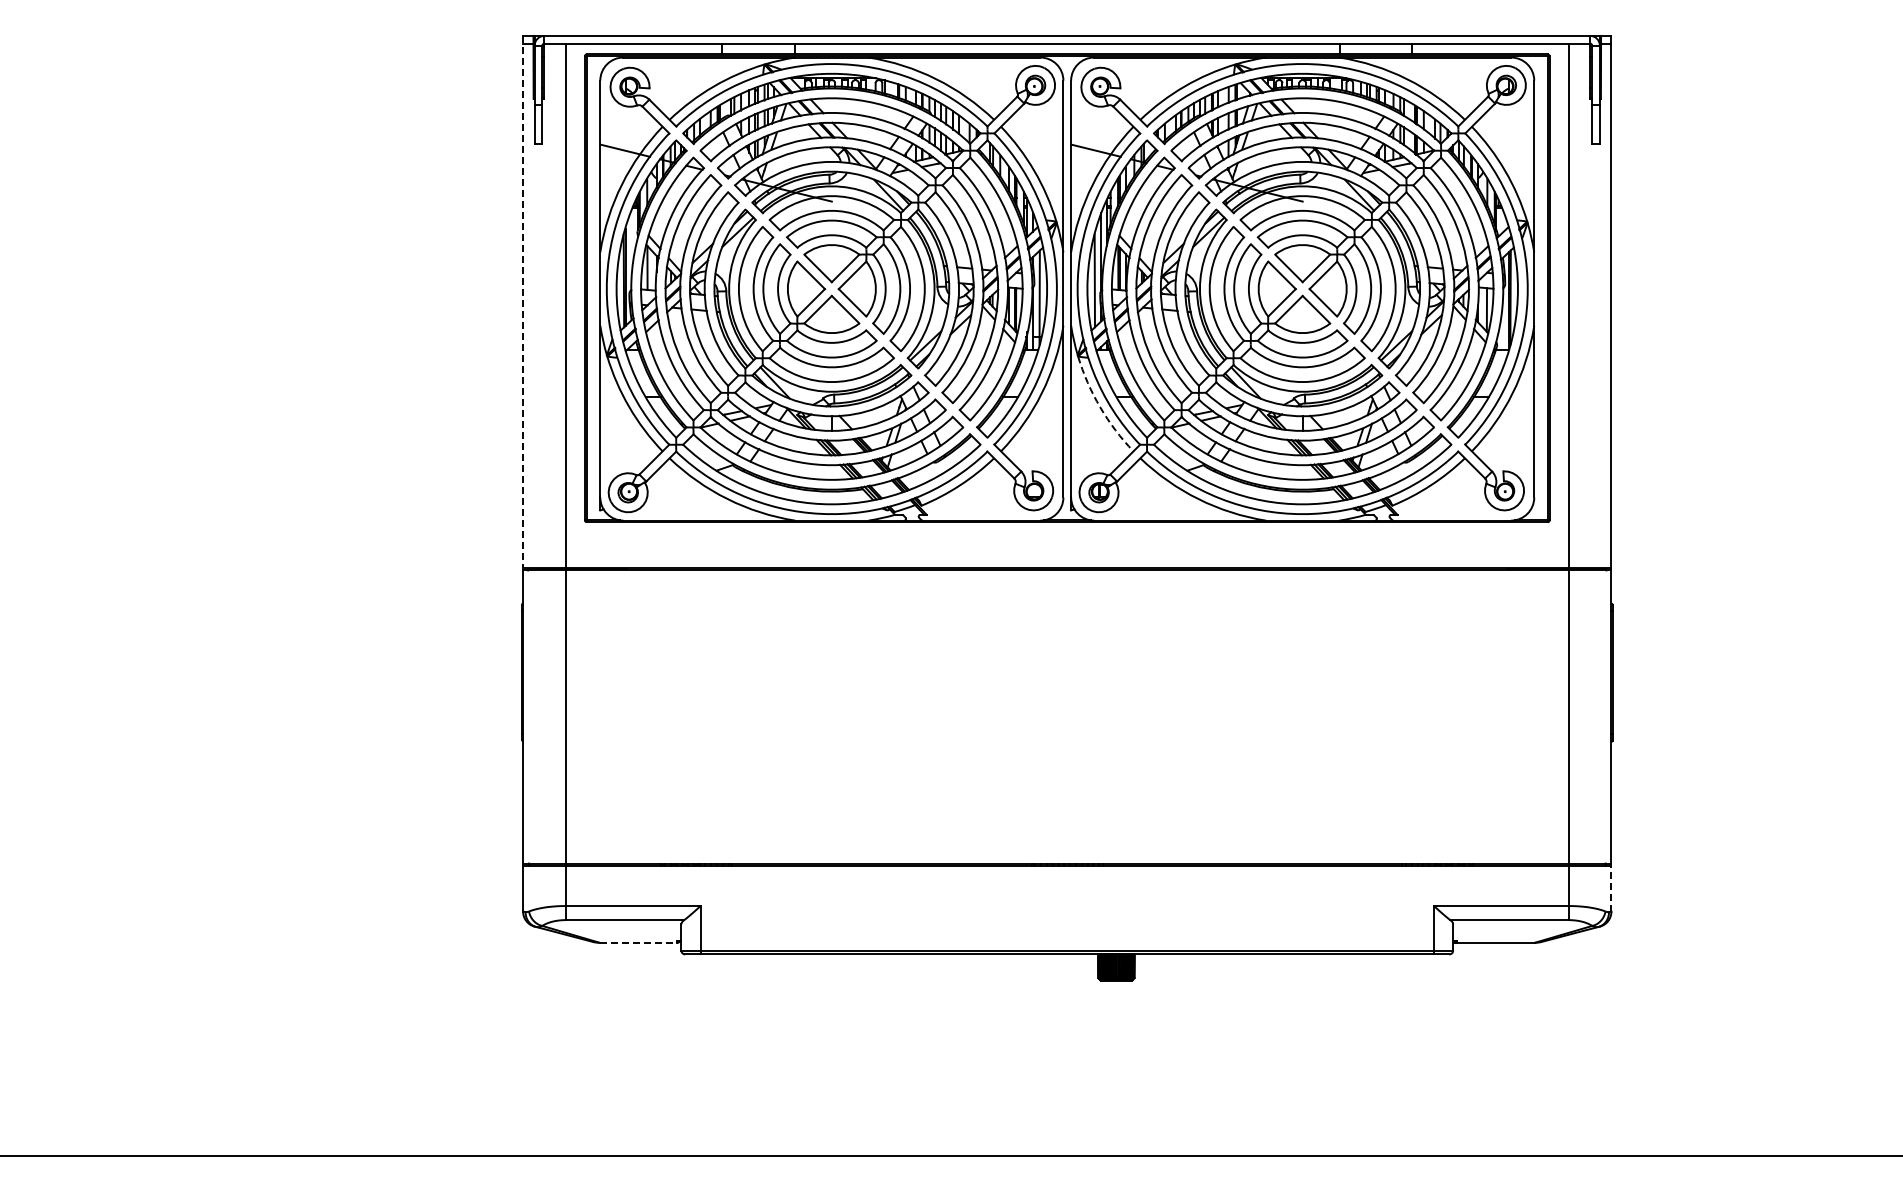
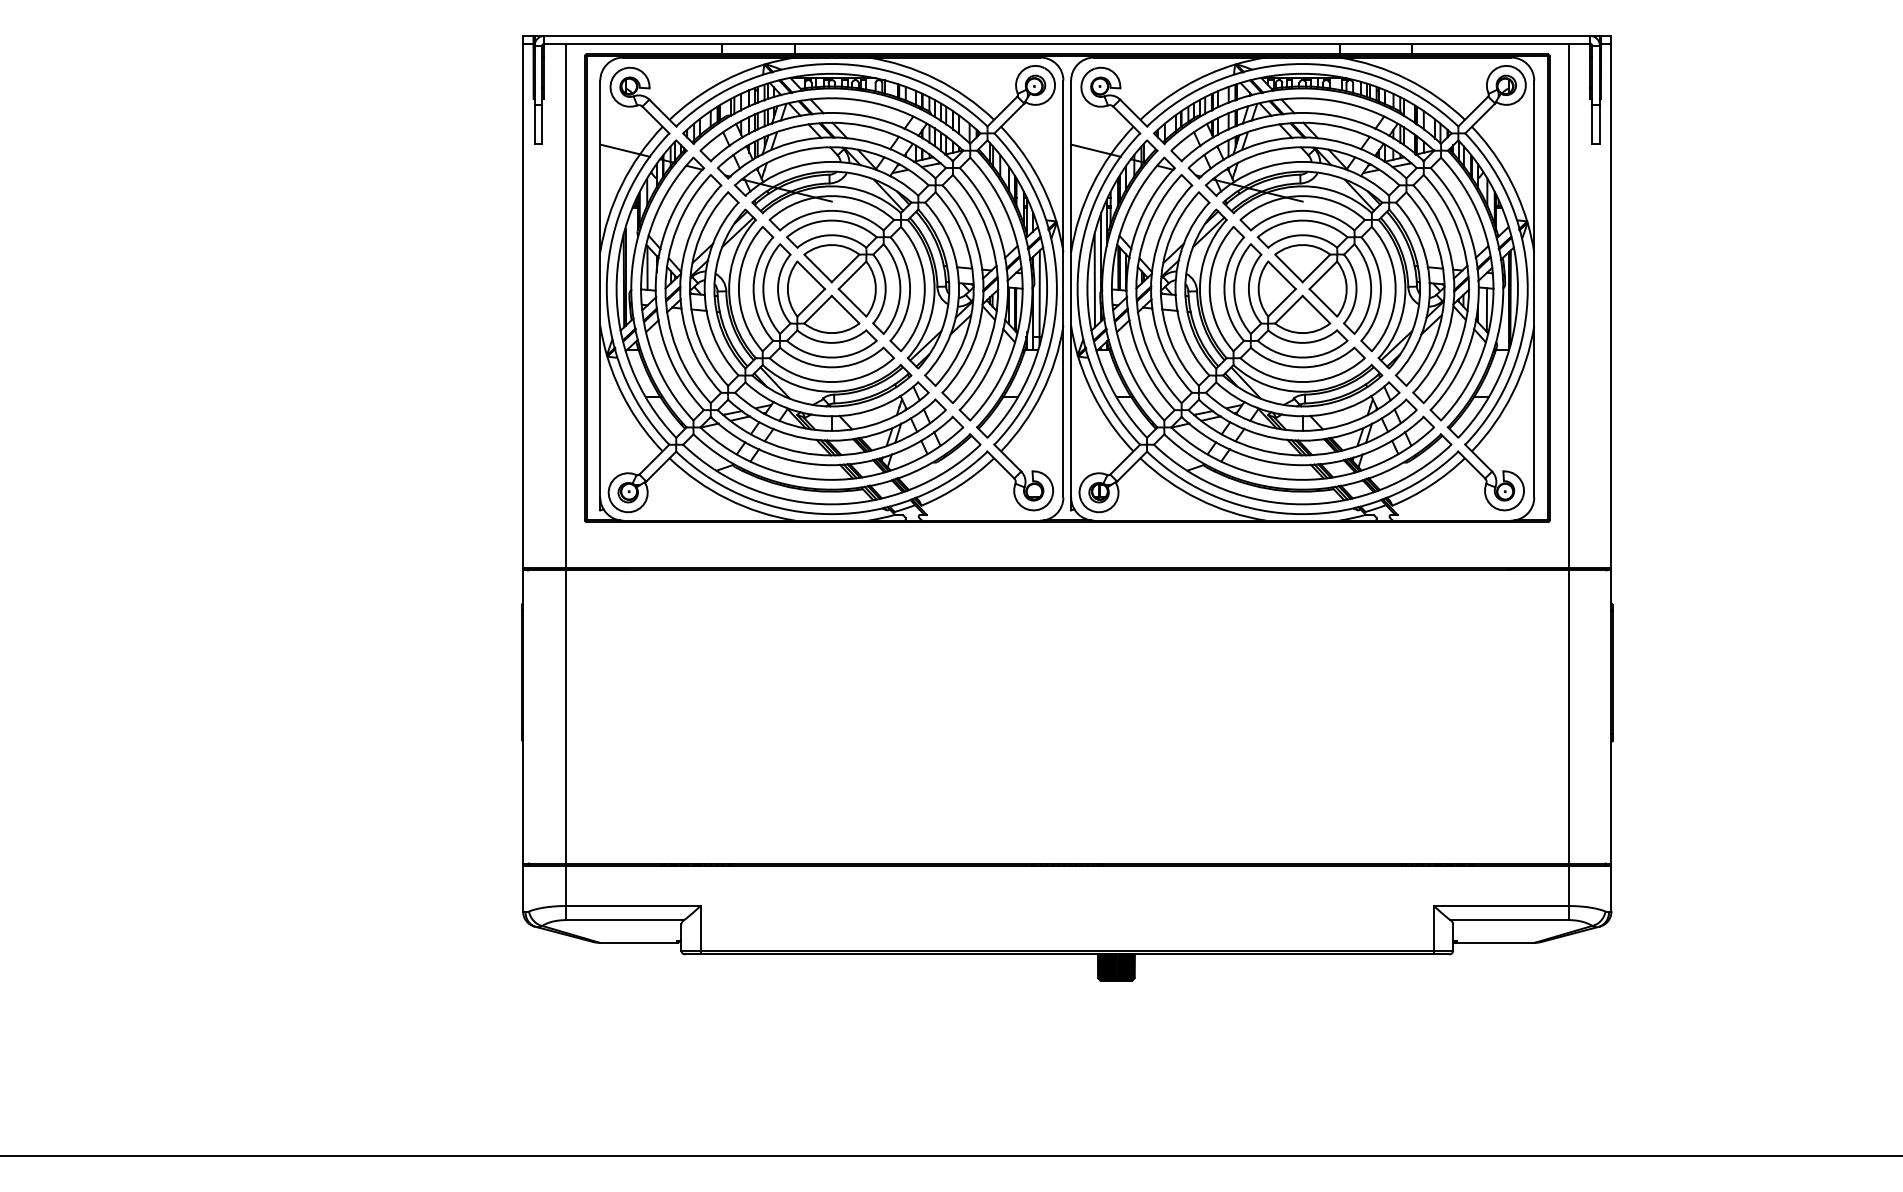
line: dashed -> solid (523, 302)
arc: dashed -> solid (1100, 407)
line: dashed -> solid (1611, 888)
line: dashed -> solid (638, 942)
